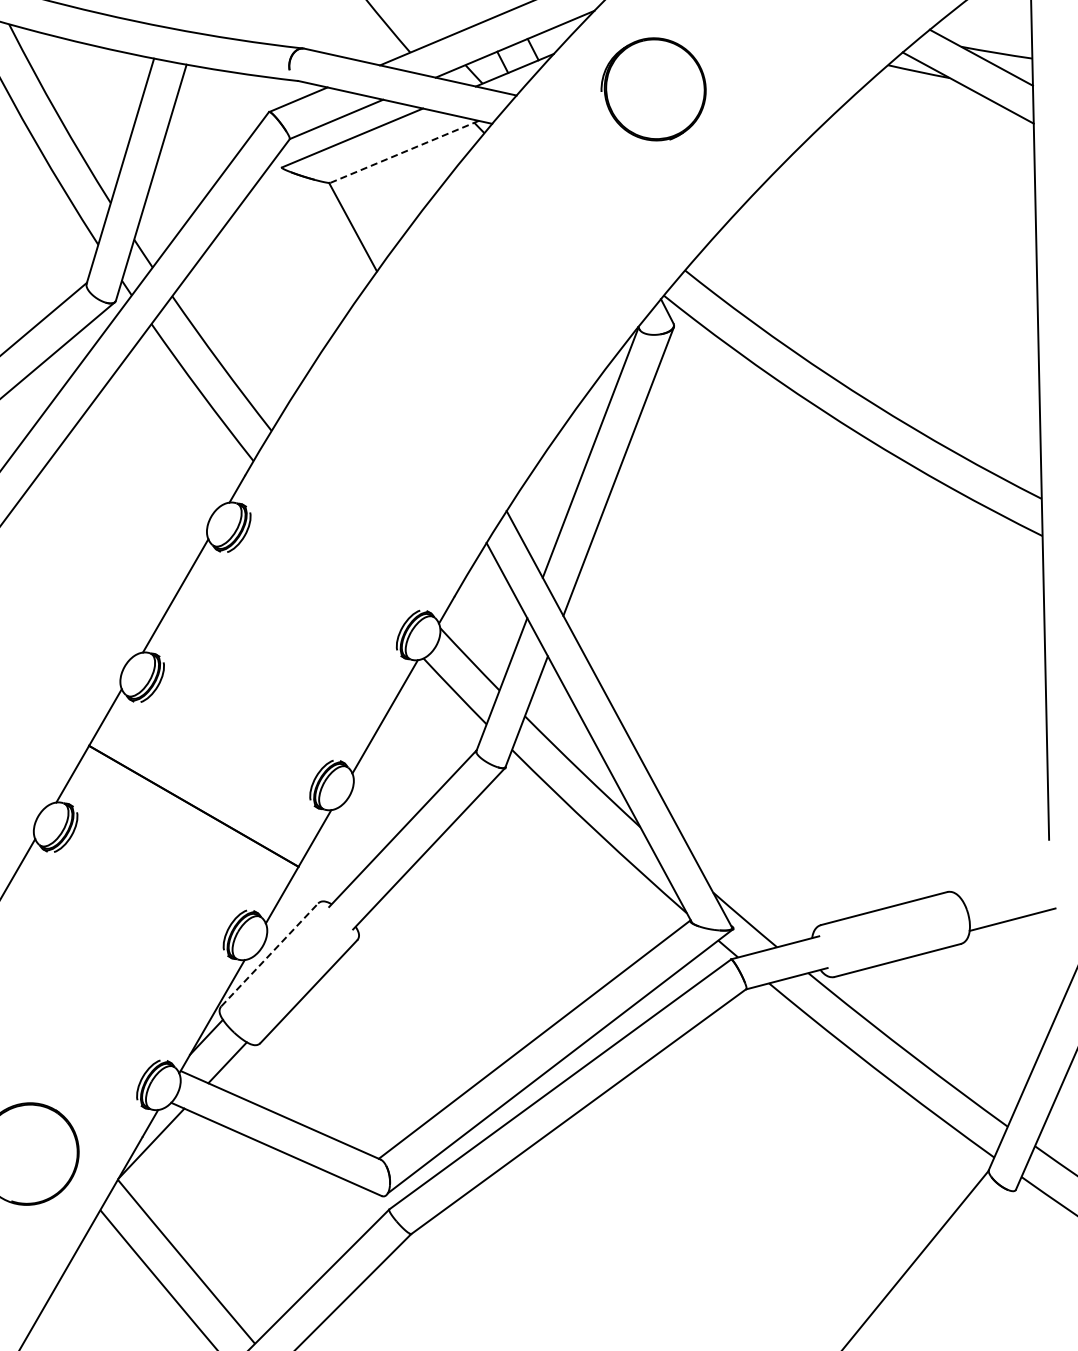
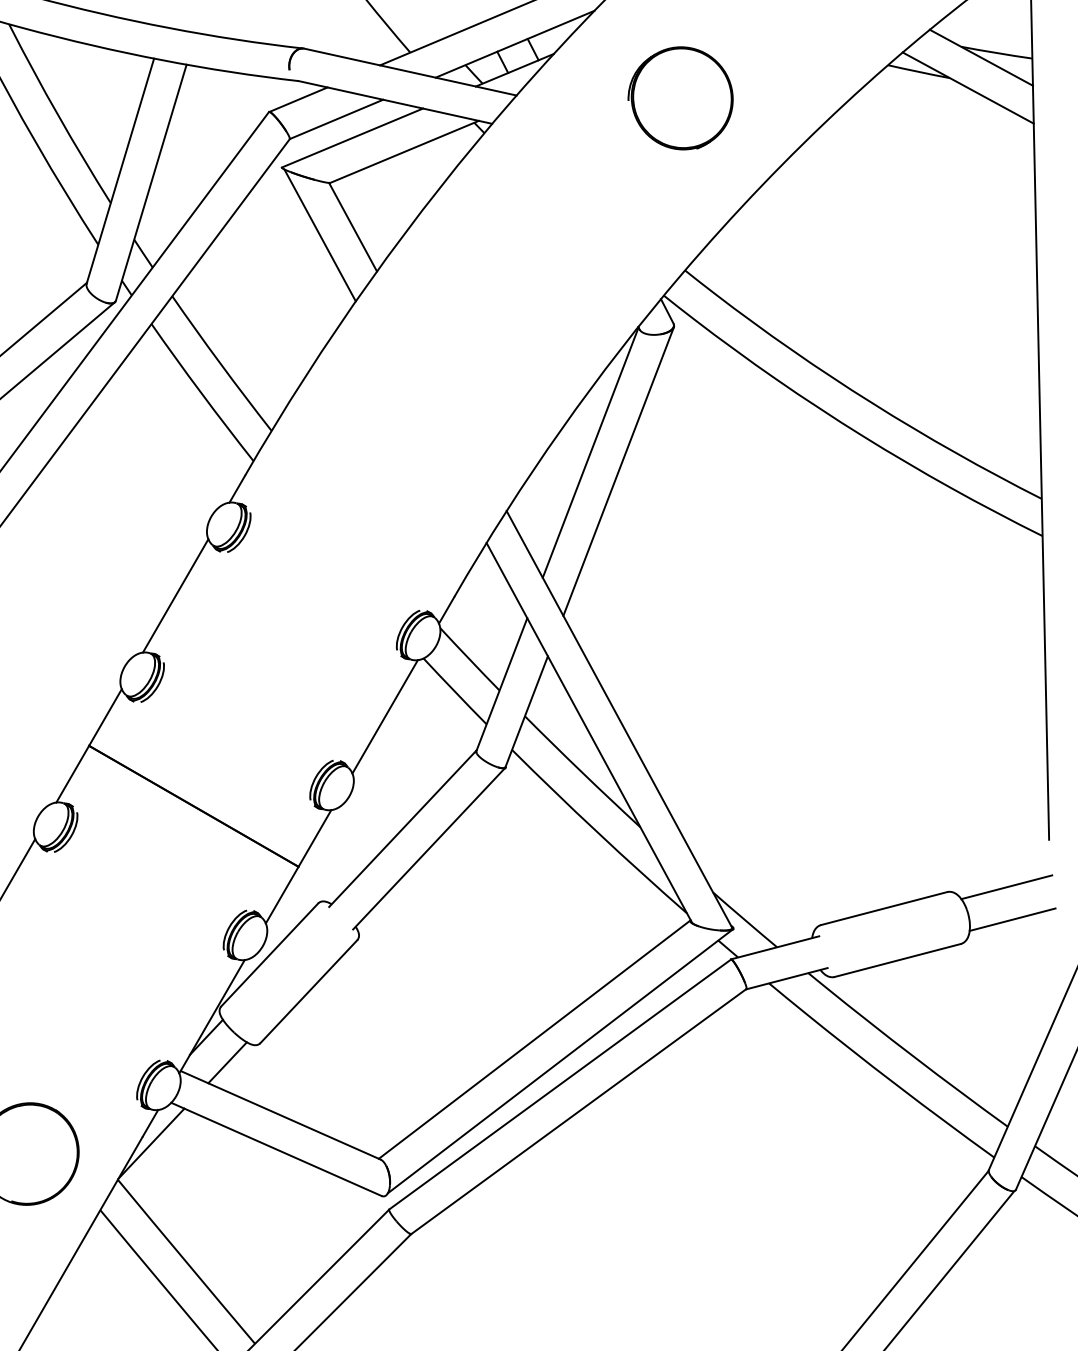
part position: (653, 89) -> (680, 98) (680, 98)
line: dashed -> solid (404, 152)
line: none -> present (319, 235)
line: none -> present (1006, 887)
line: dashed -> solid (269, 954)
line: none -> present (950, 1269)
